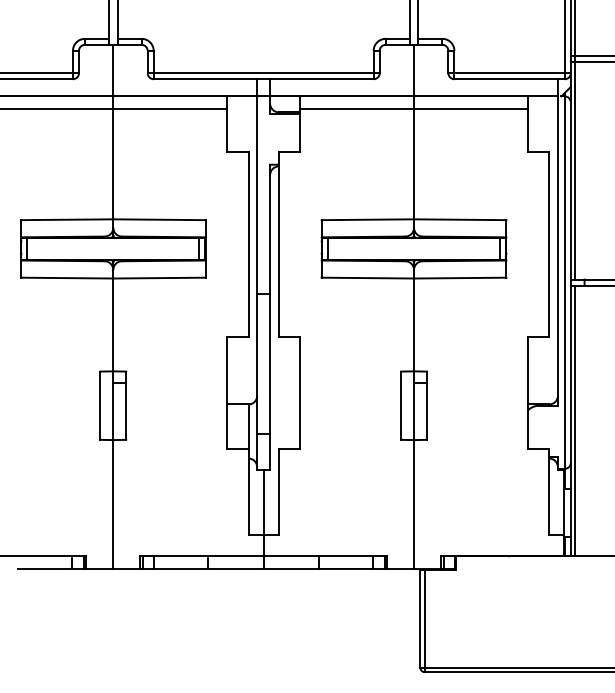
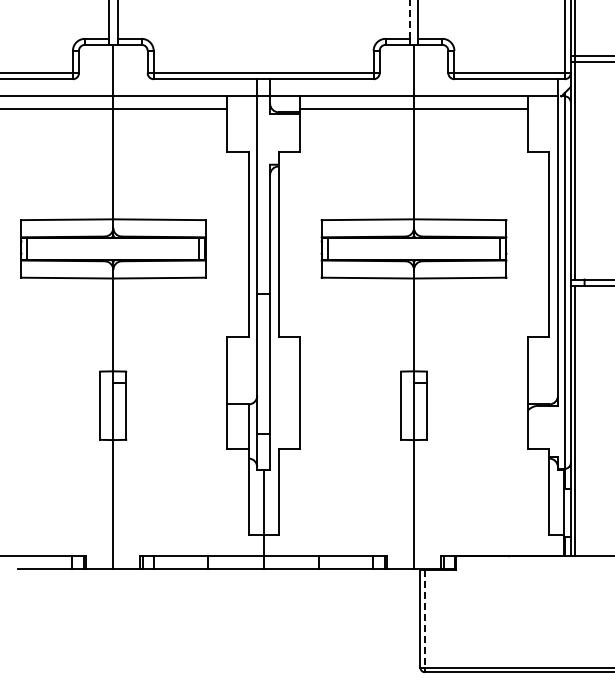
line: solid -> dashed (409, 19)
line: solid -> dashed (424, 618)
